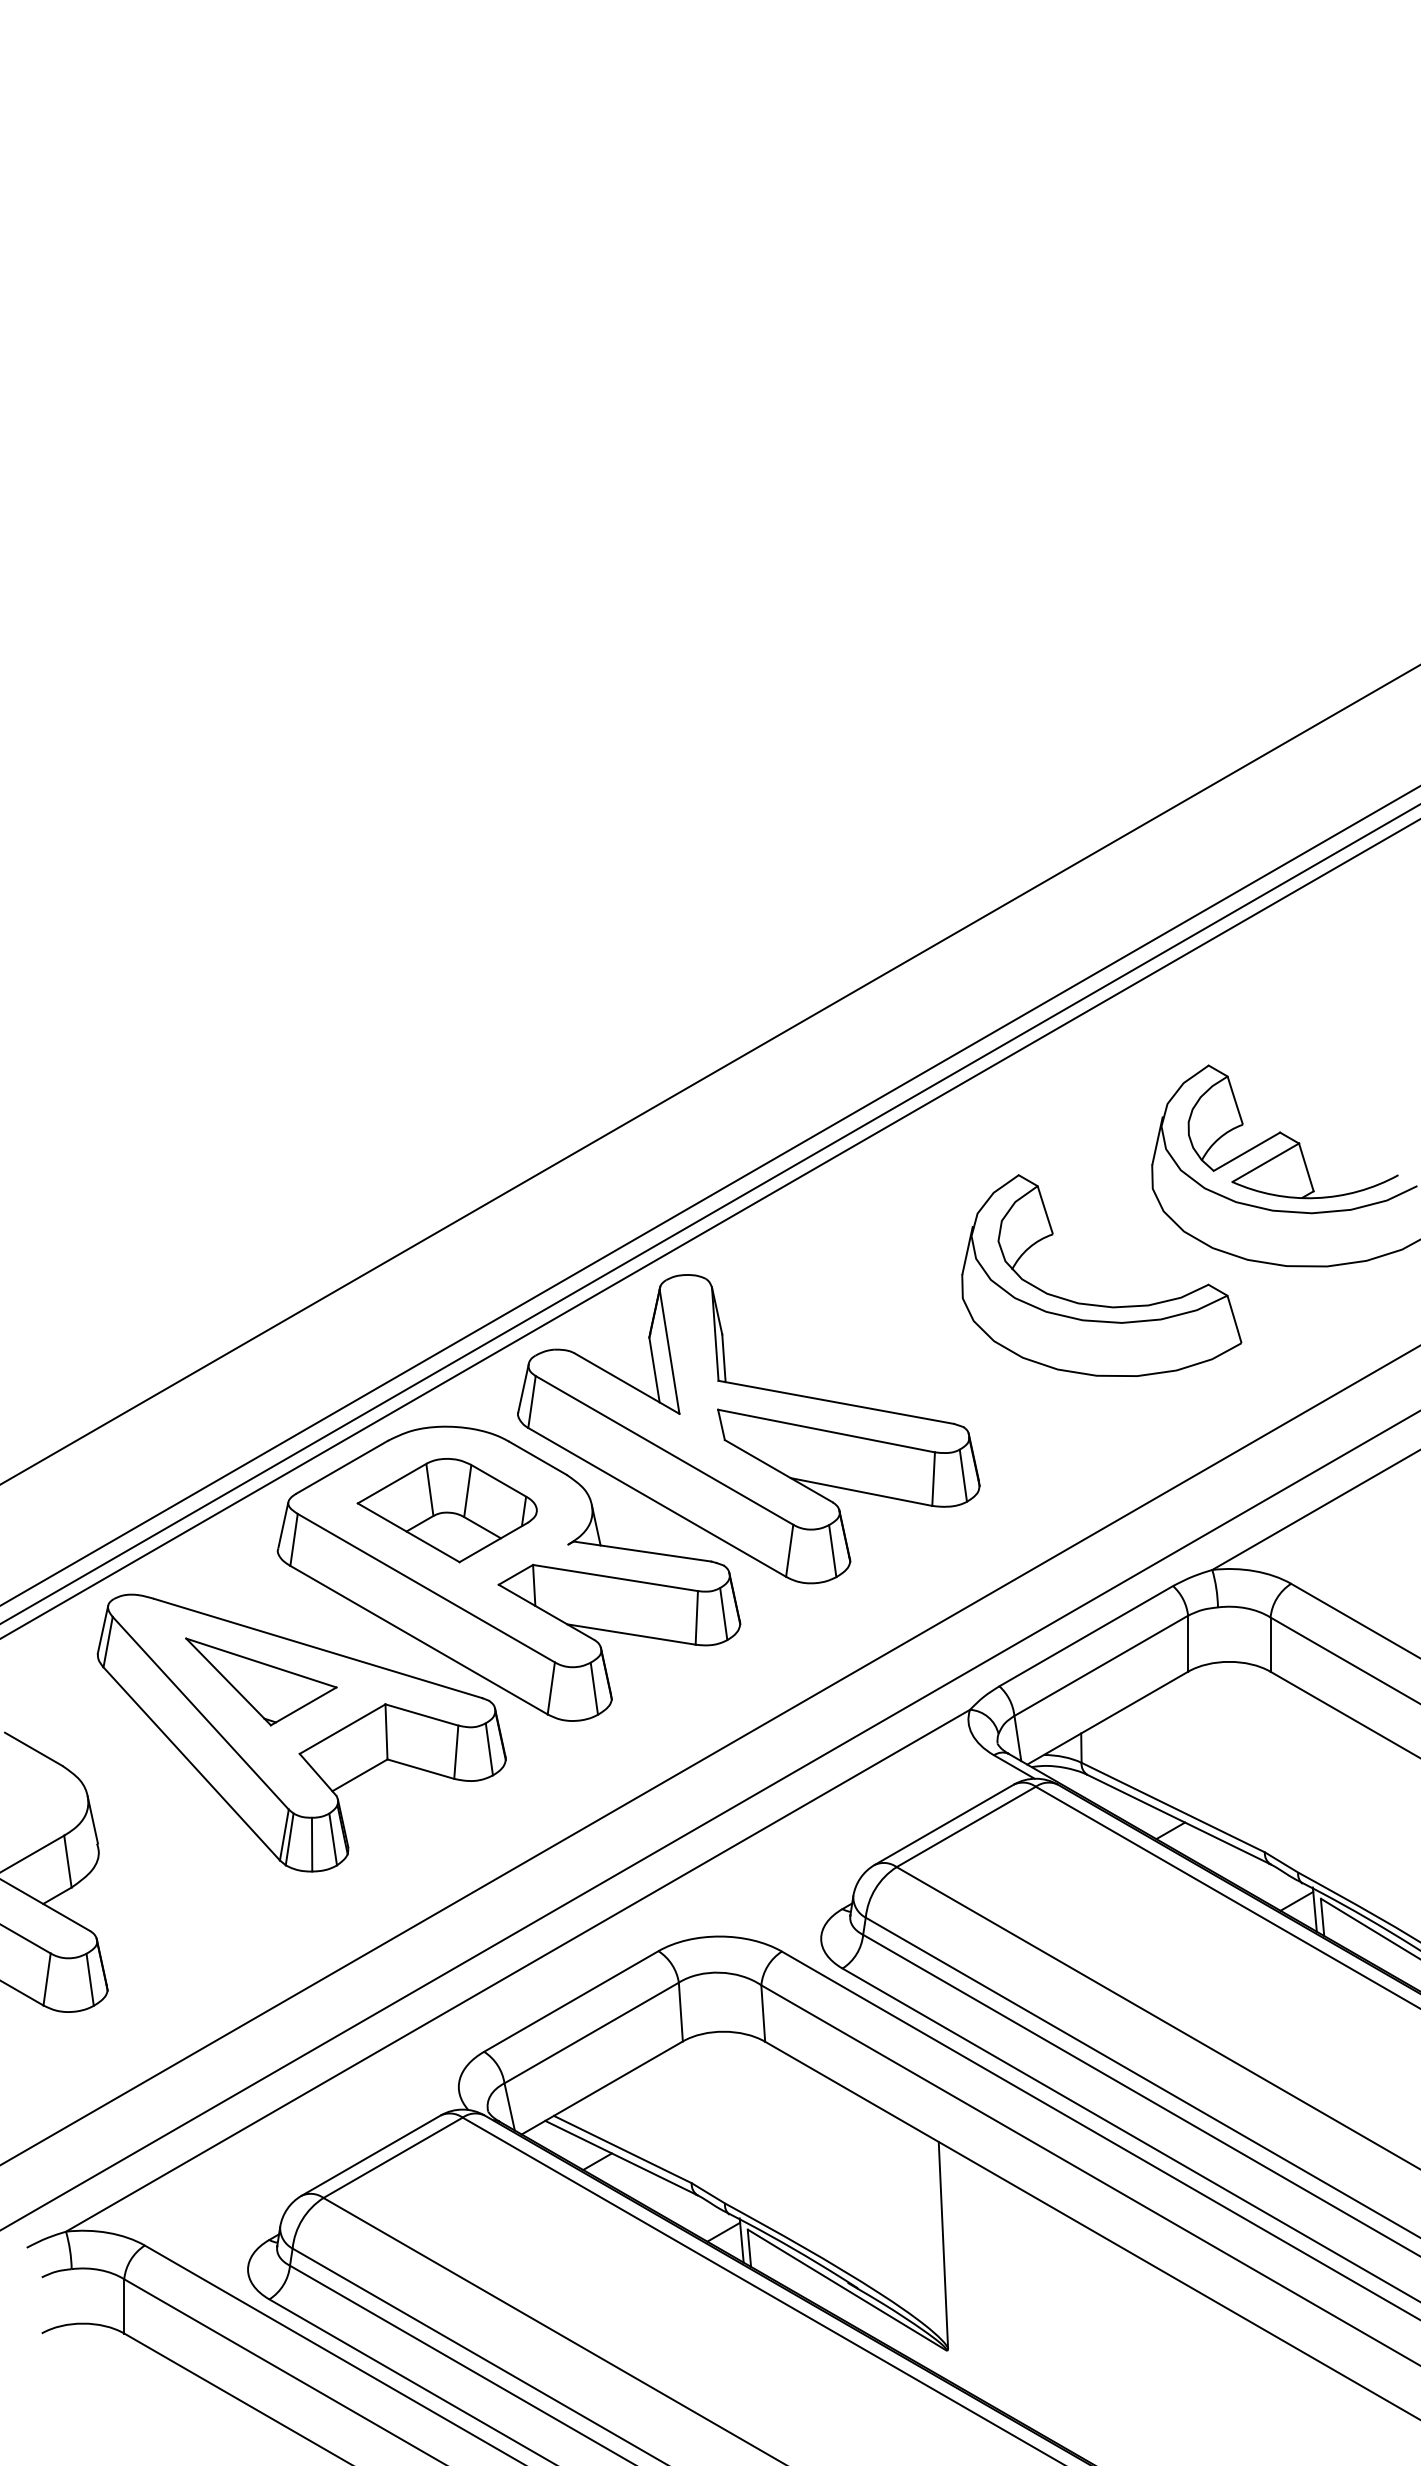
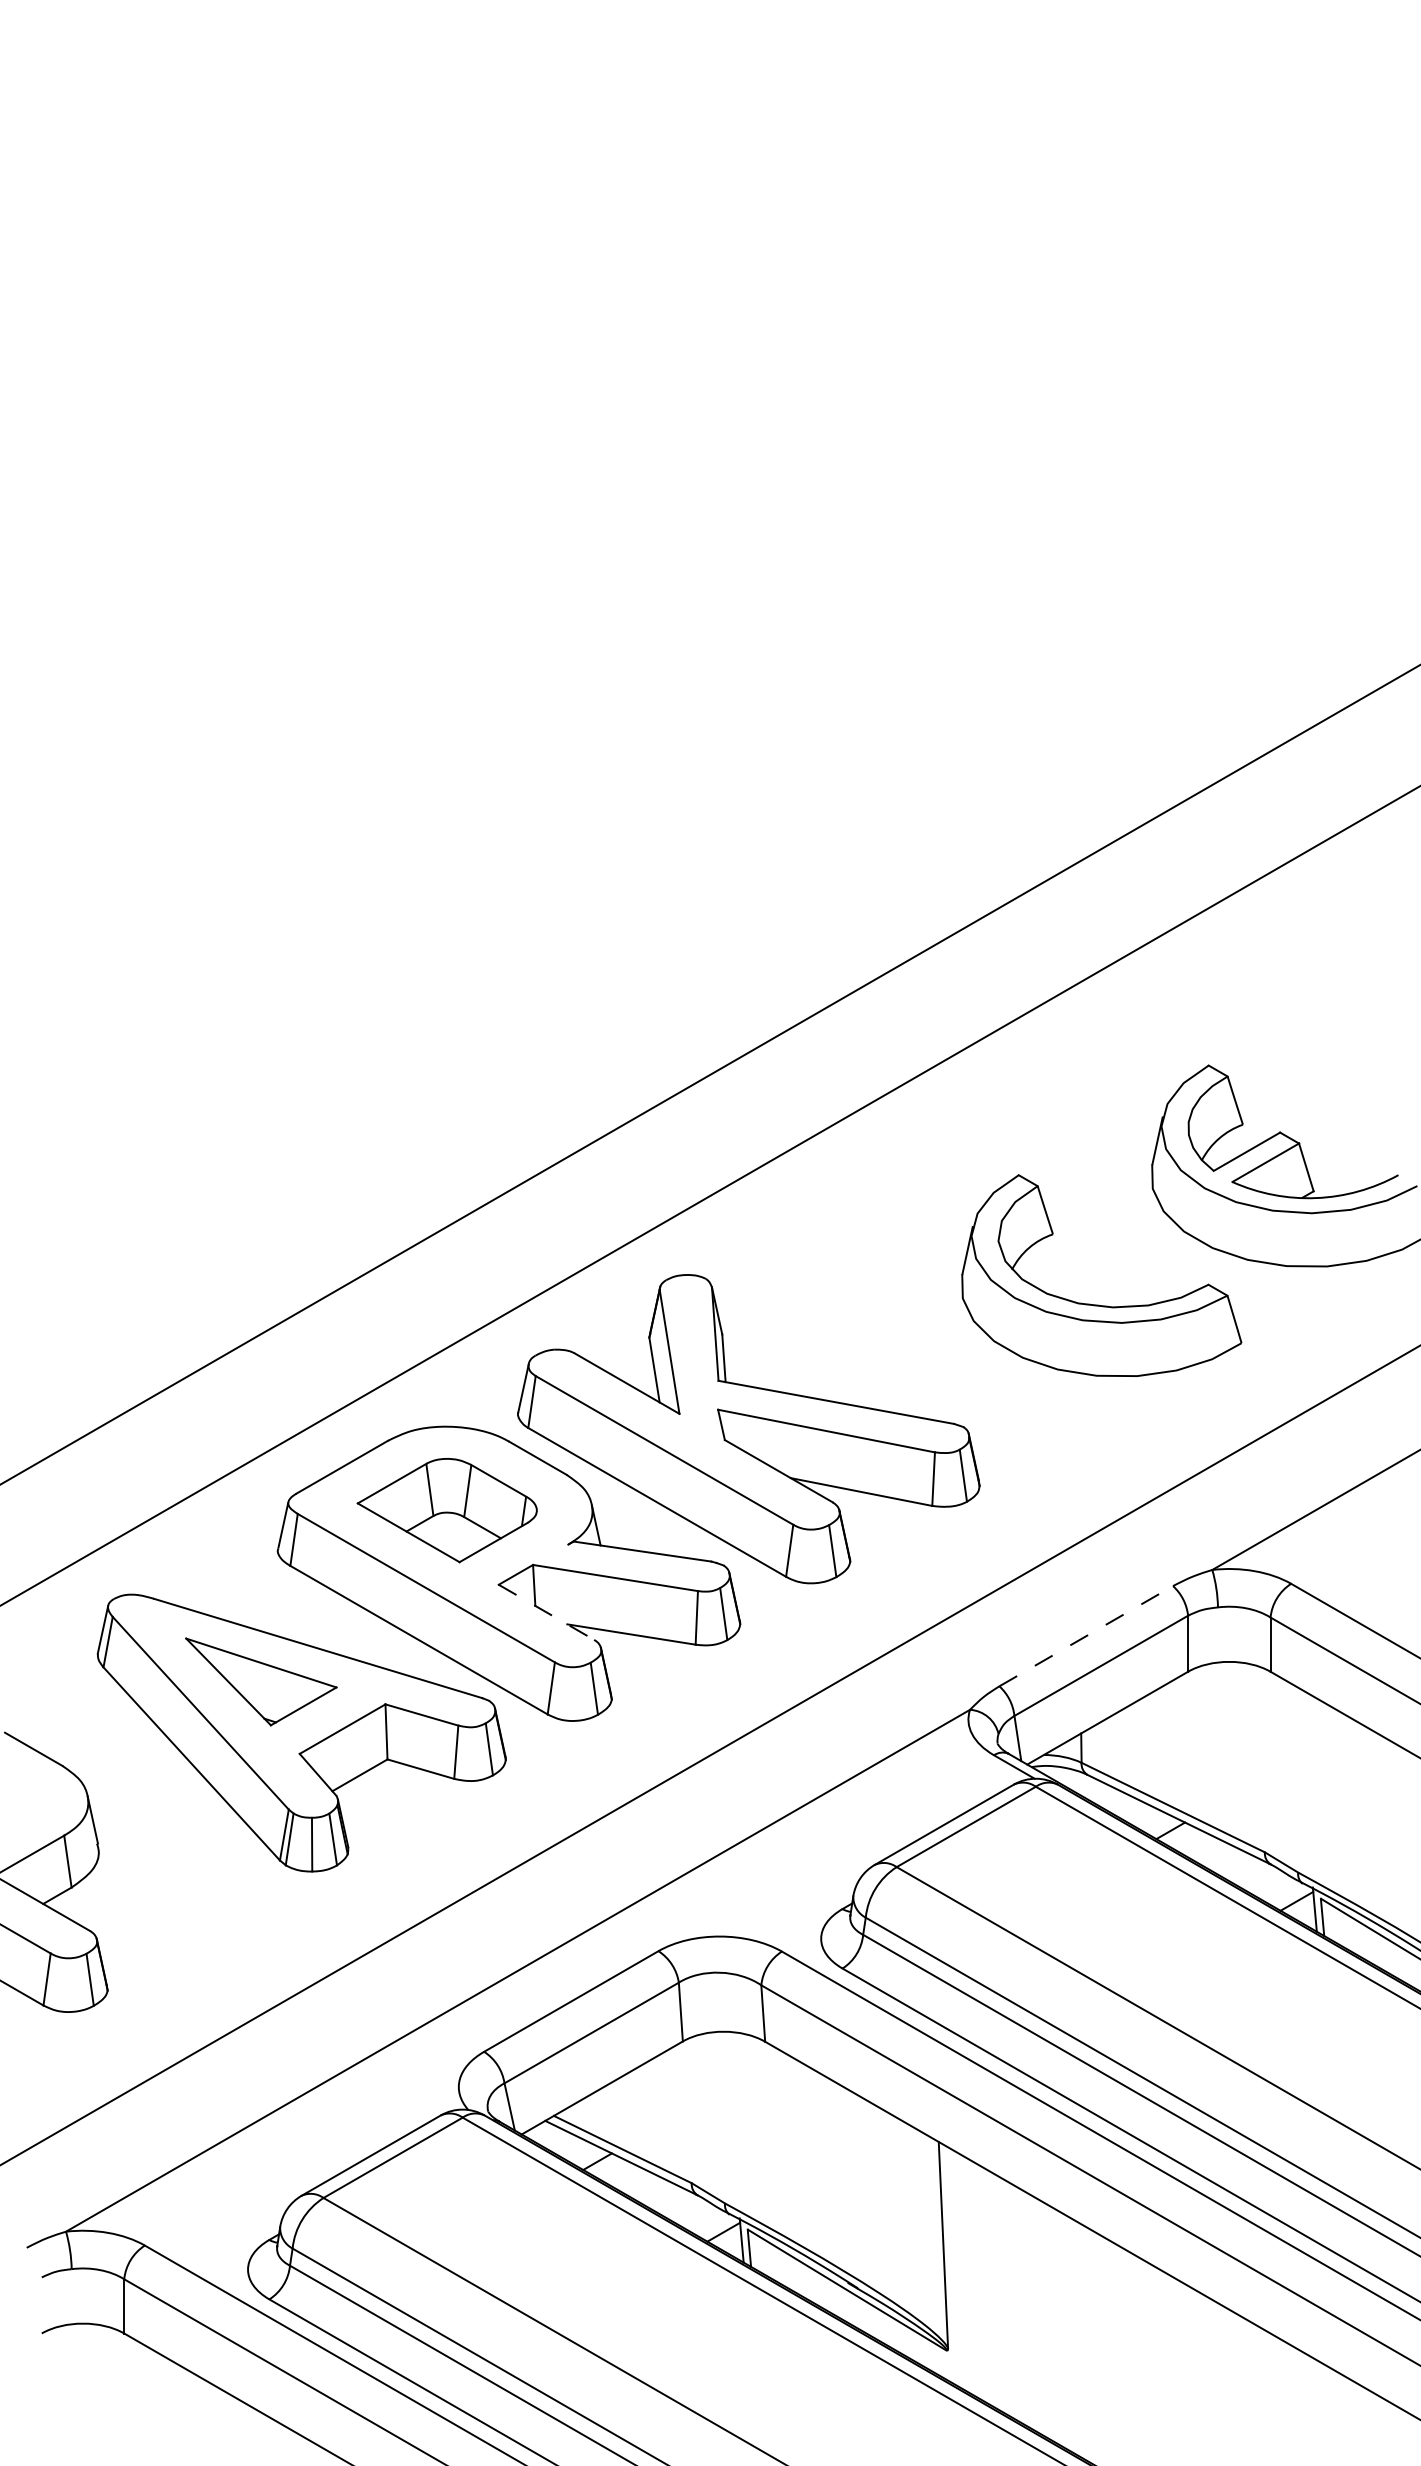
line: present -> none (709, 1214)
line: present -> none (709, 1228)
line: solid -> dashed (546, 1612)
line: solid -> dashed (1086, 1635)
line: present -> none (709, 1820)
